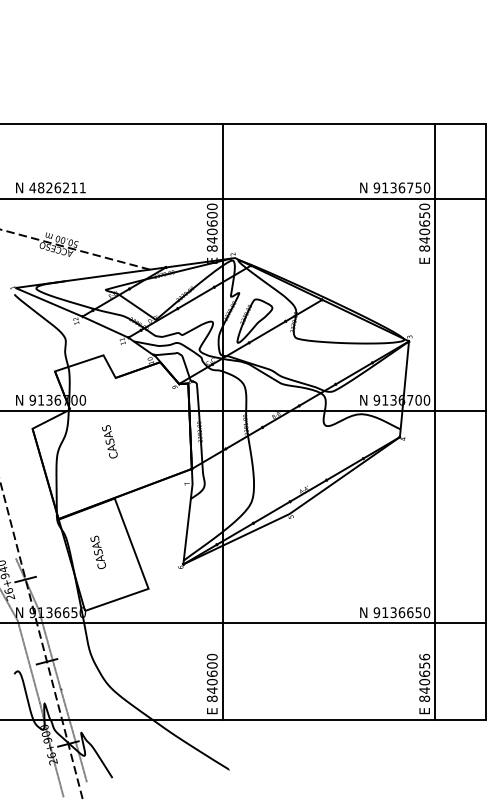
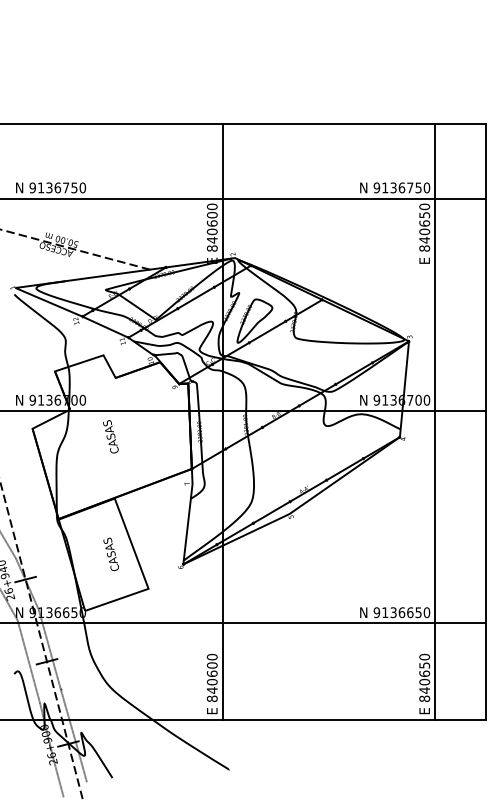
text: 4826211 -> 9136750 (57, 187)
text position: (109, 441) -> (110, 436) (110, 436)
line: none -> present (8, 546)
text position: (97, 552) -> (110, 554) (110, 554)
text: 840656 -> 840650 (424, 656)
